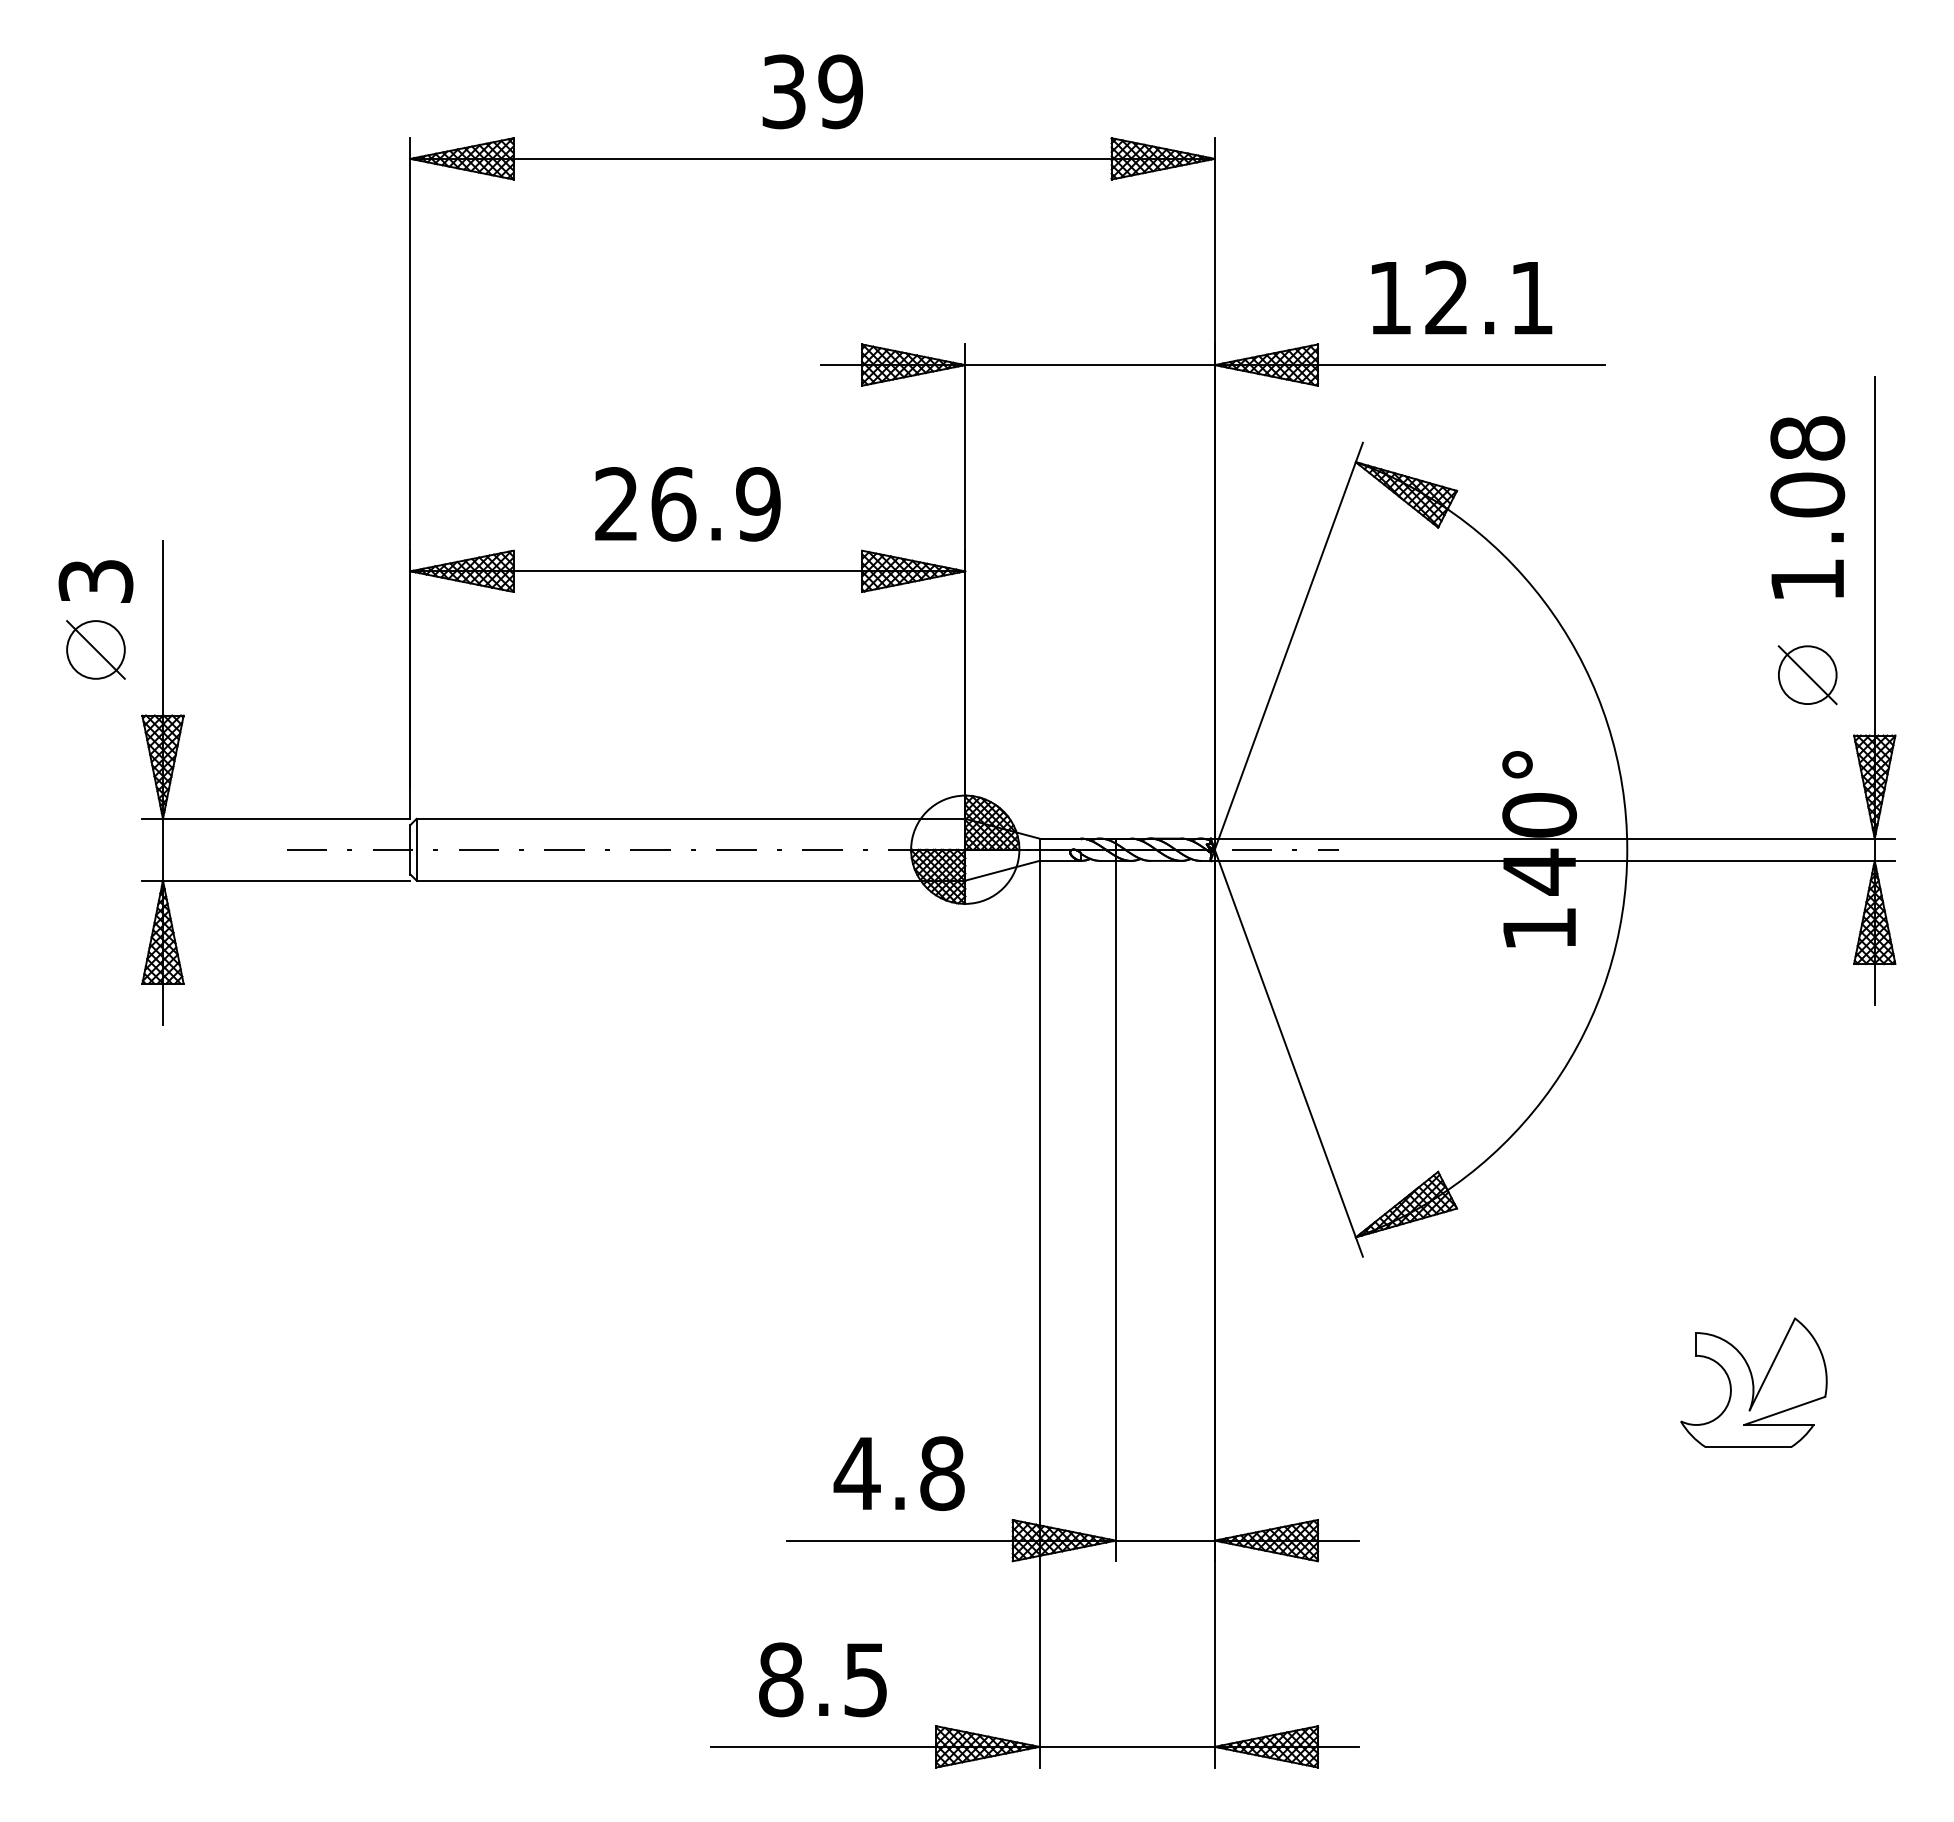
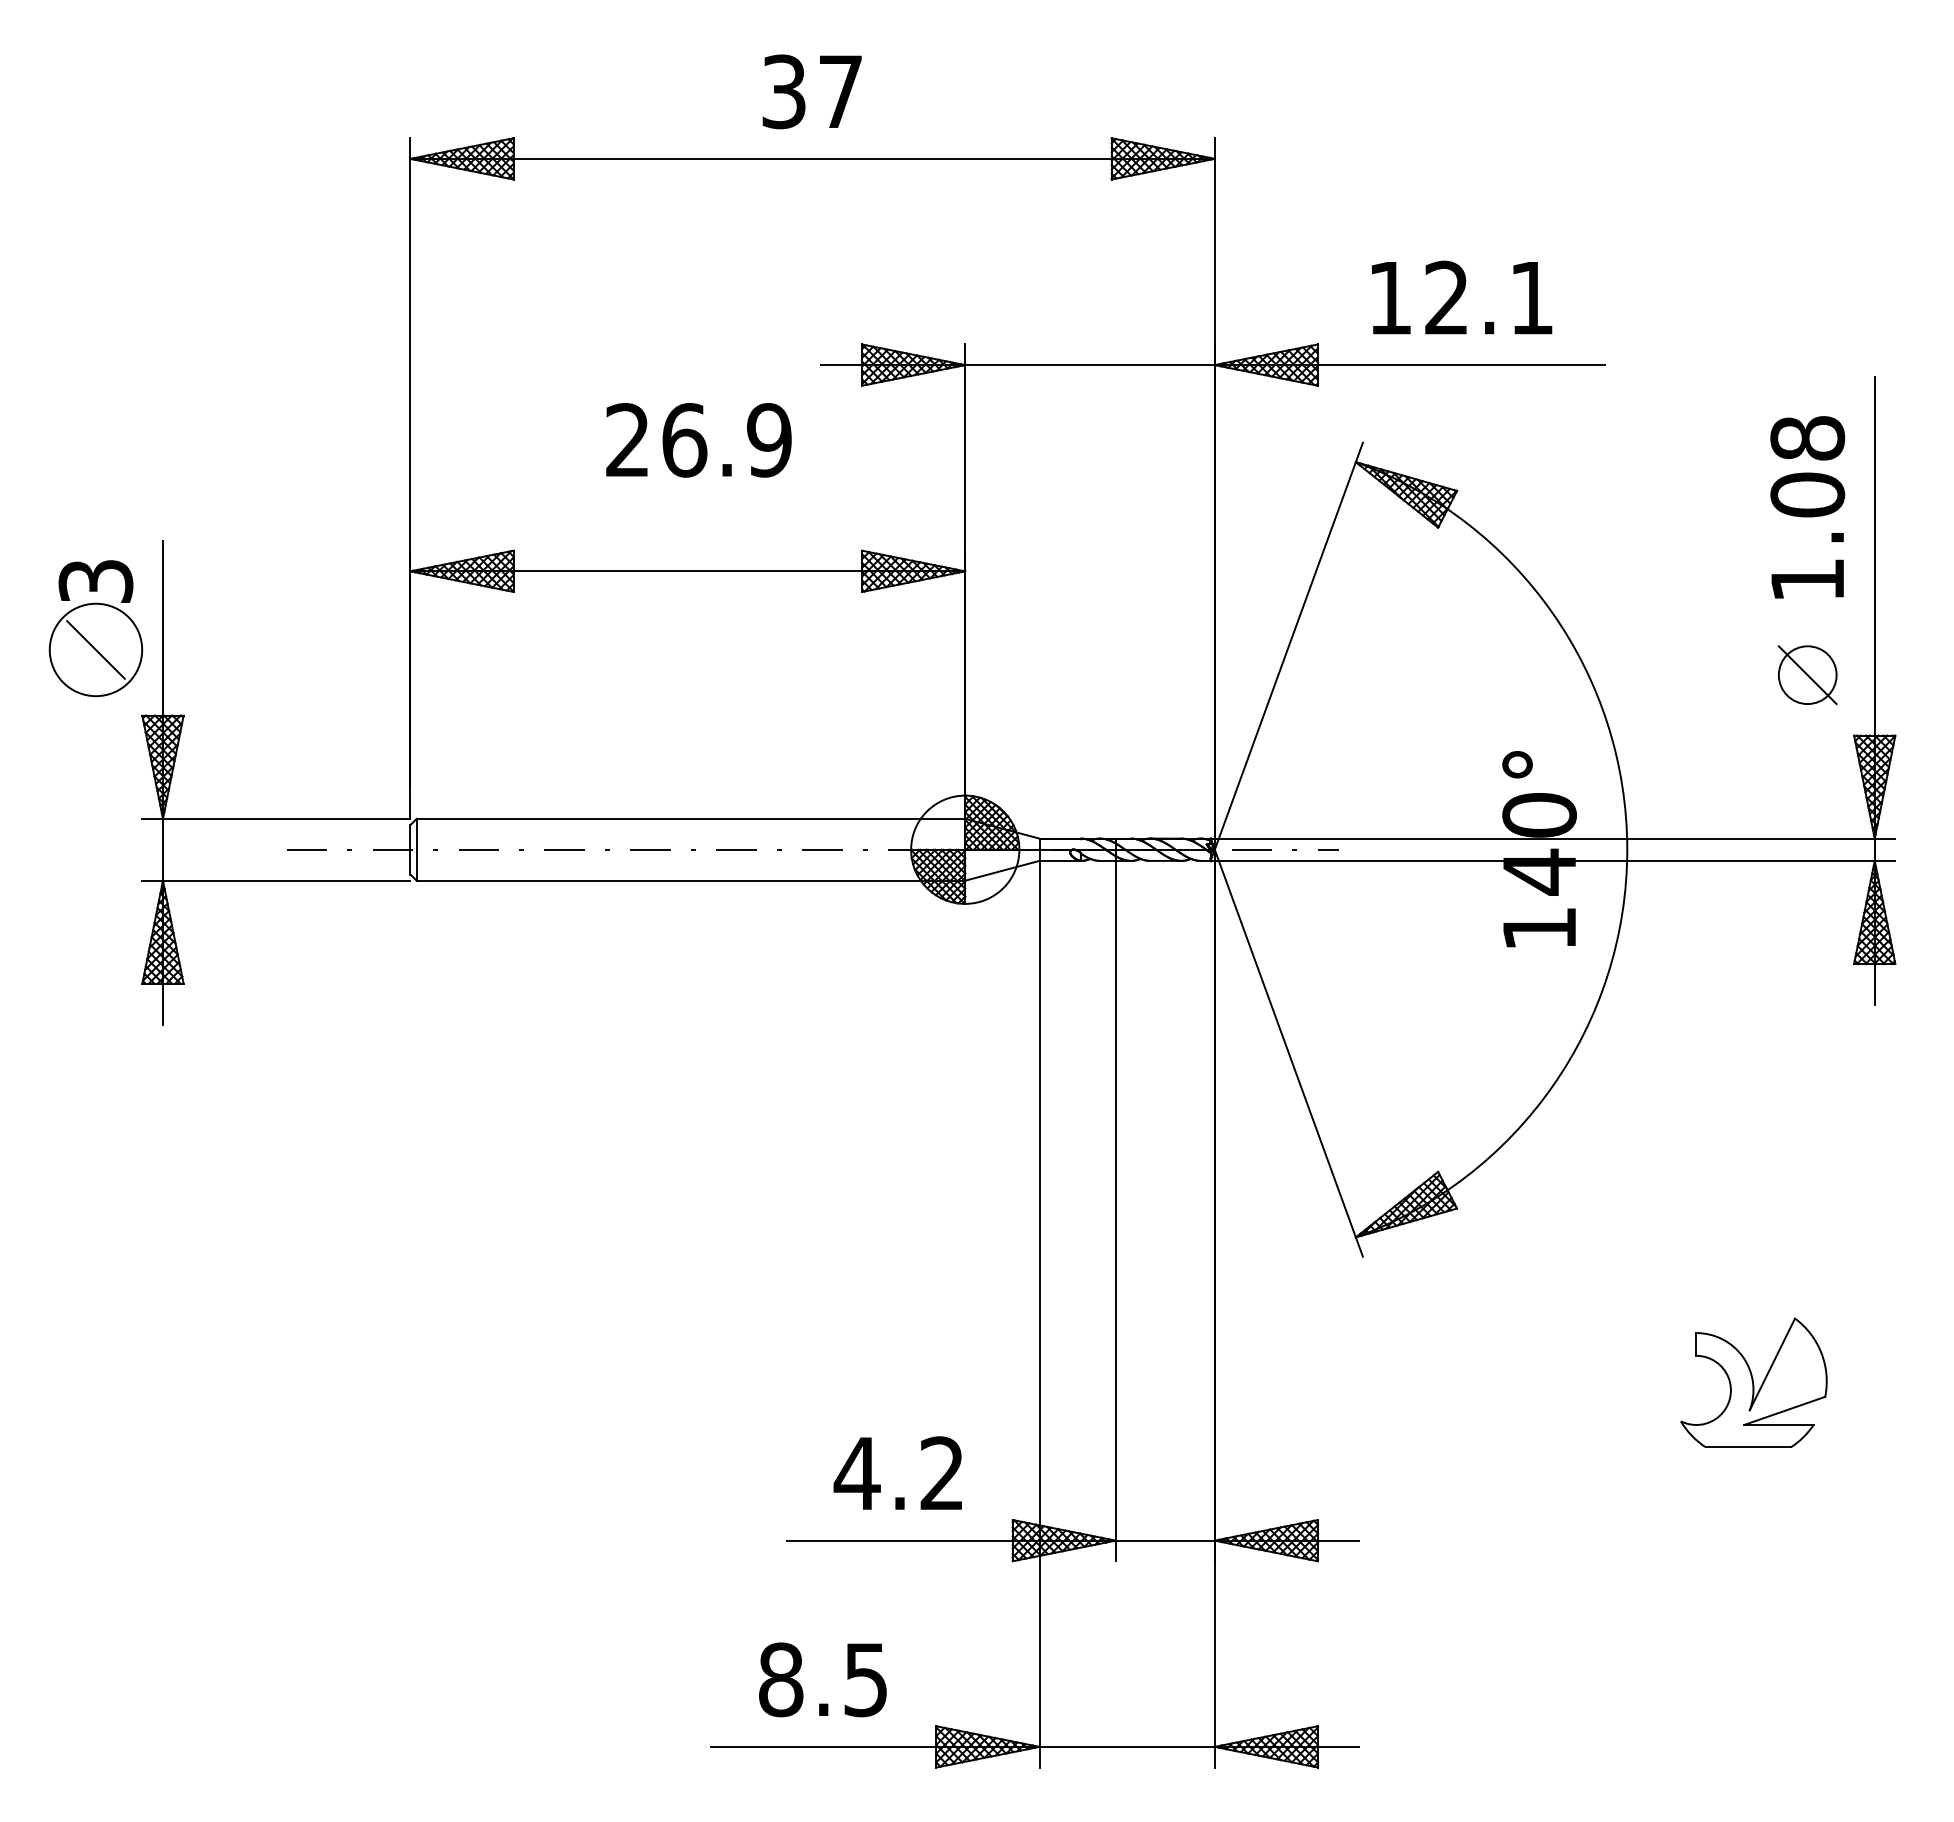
text: 39 -> 37 (840, 91)
text position: (687, 504) -> (698, 440) (698, 440)
circle diameter: 58 px -> 92 px (95, 649)
text: 4.8 -> 4.2 (942, 1473)
